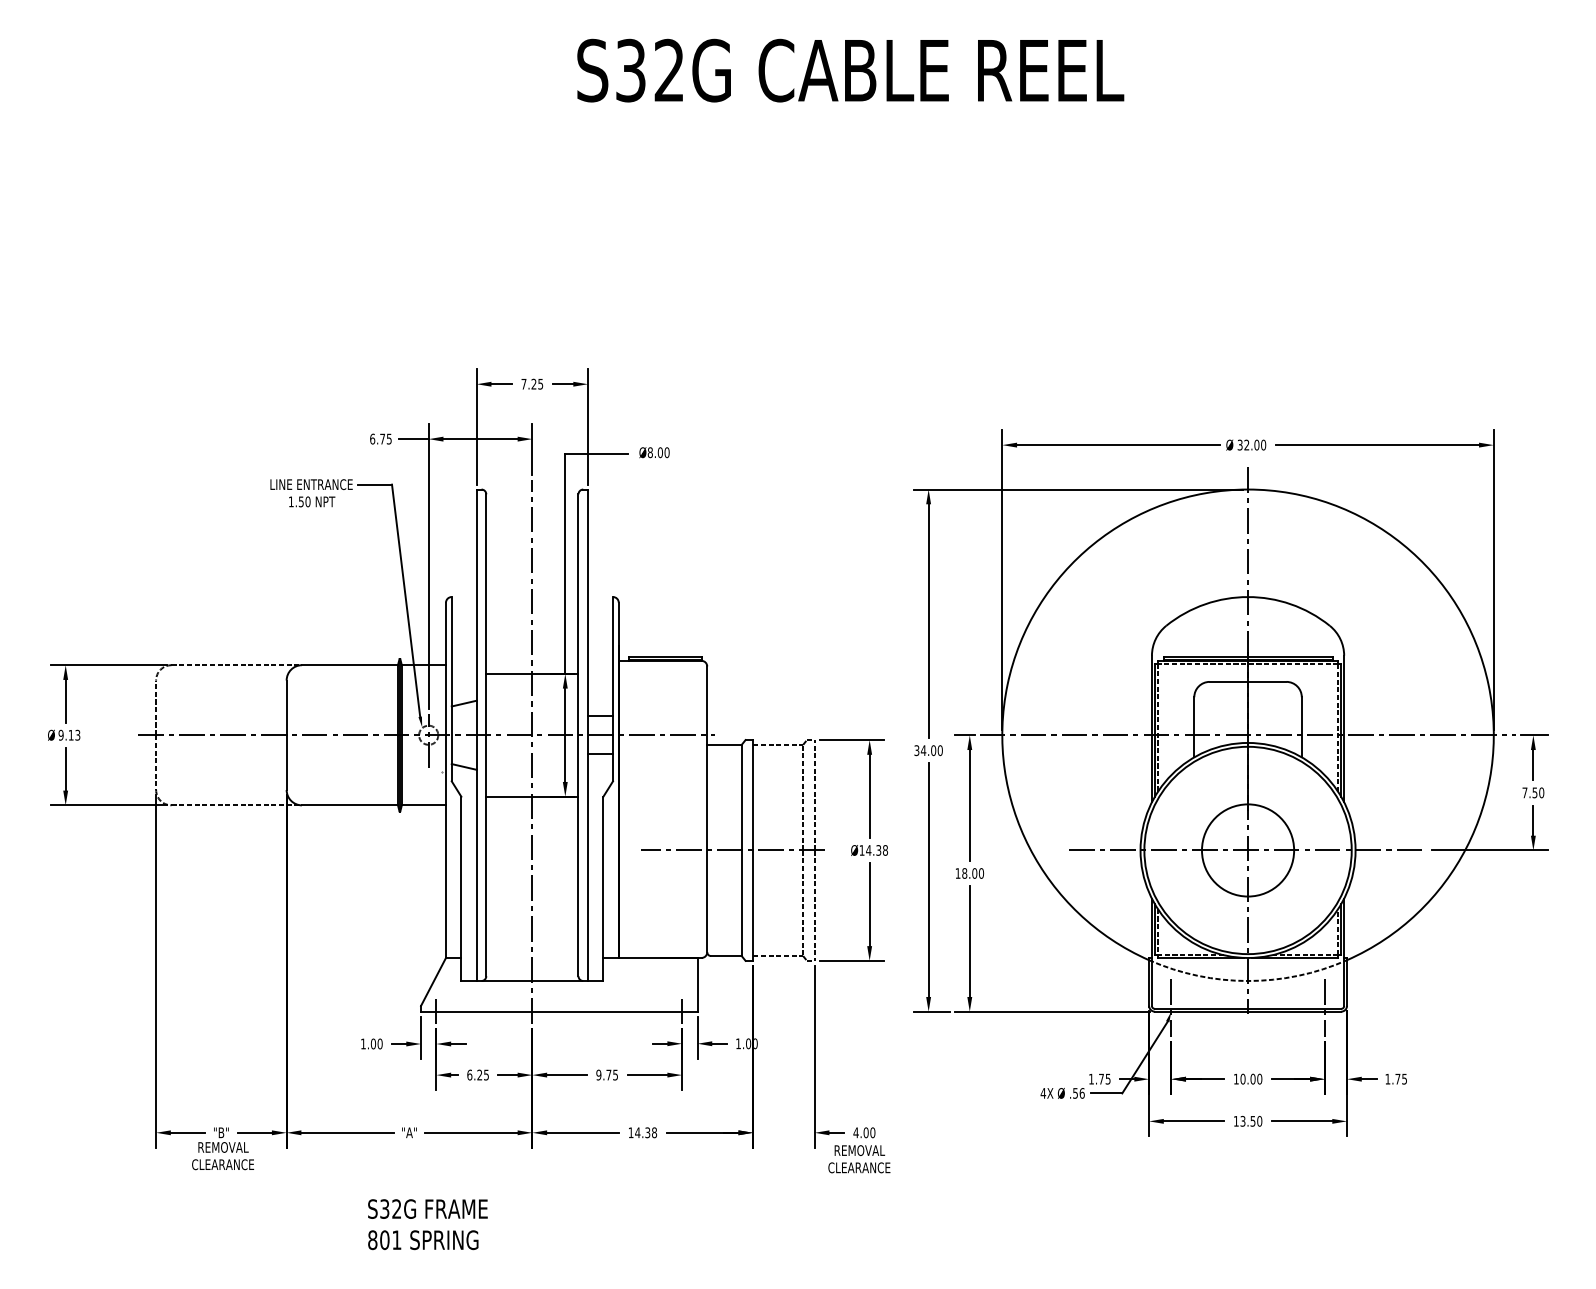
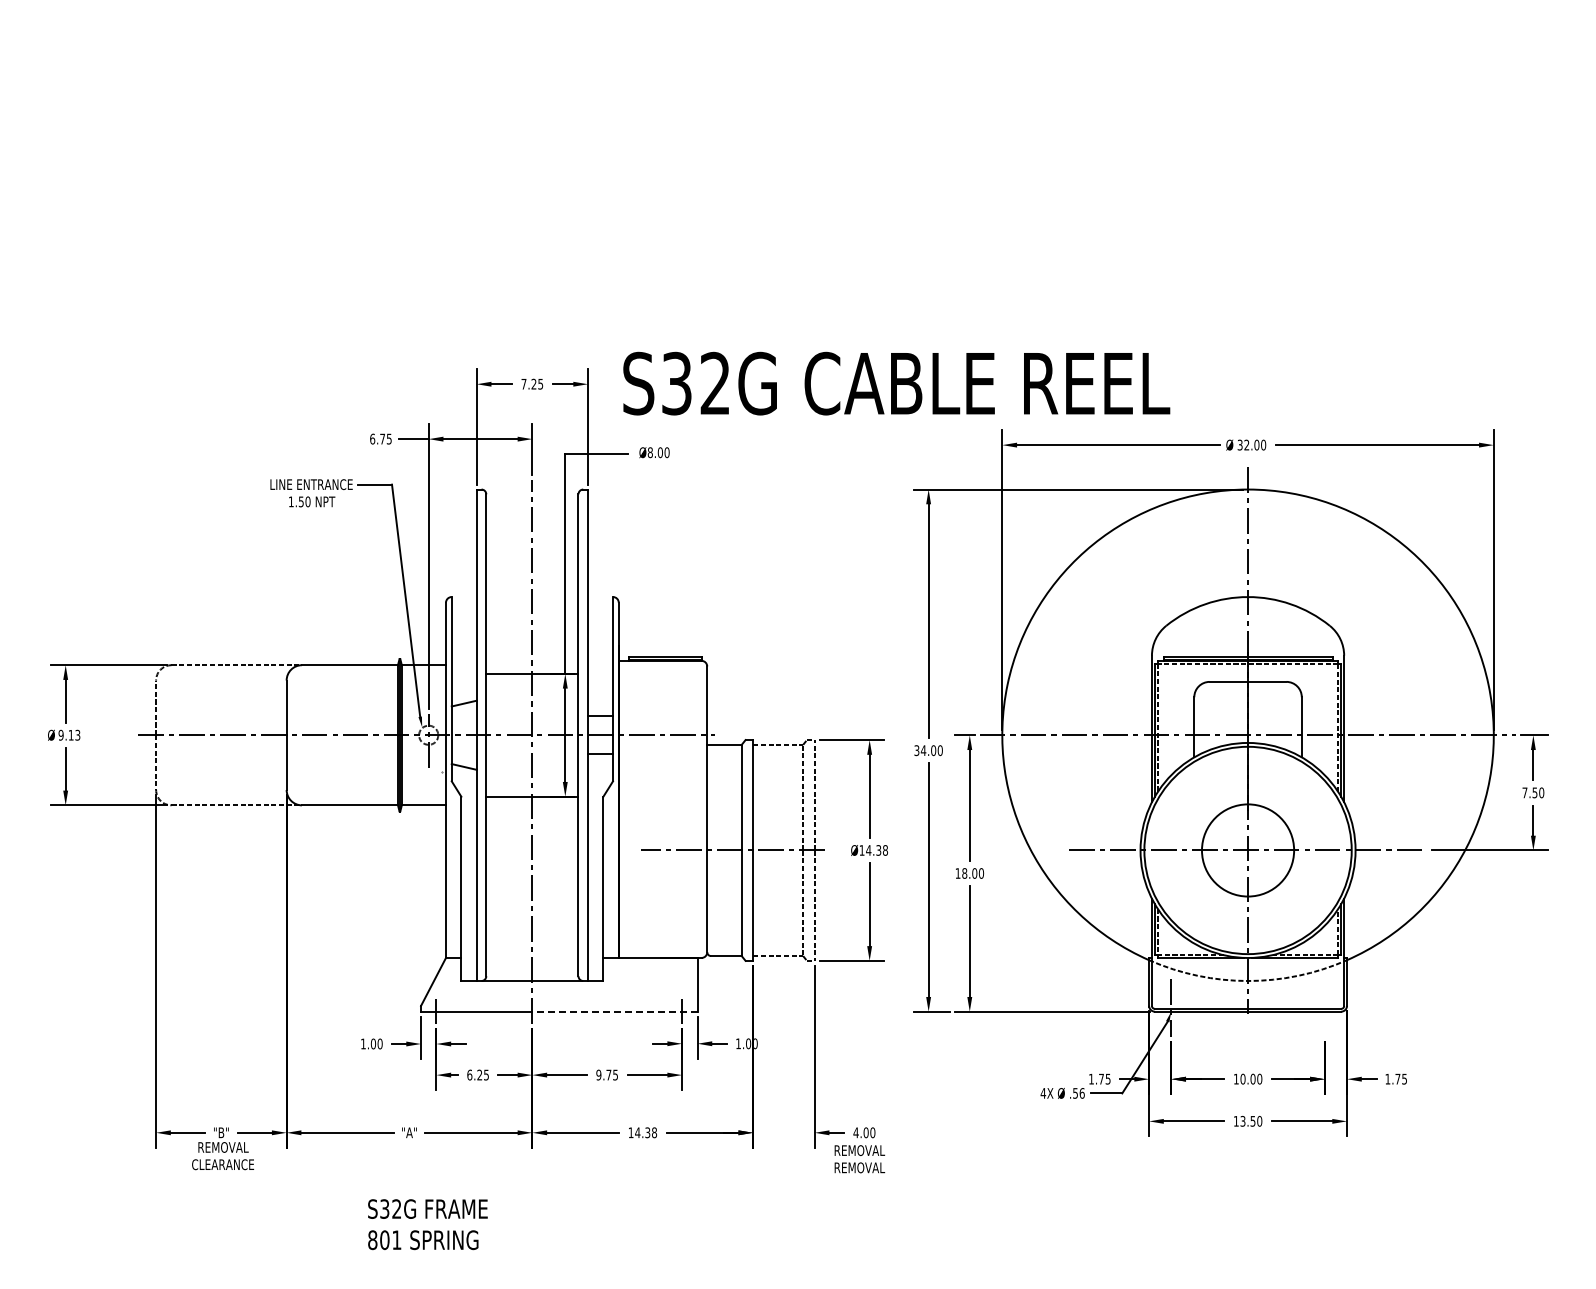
text position: (850, 70) -> (896, 383) (896, 383)
line: present -> none (1324, 1008)
line: solid -> dashed (614, 1011)
text: CLEARANCE -> REMOVAL (859, 1167)
